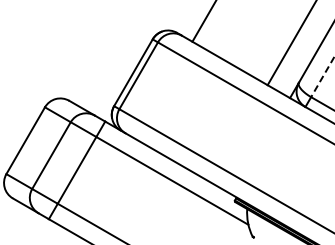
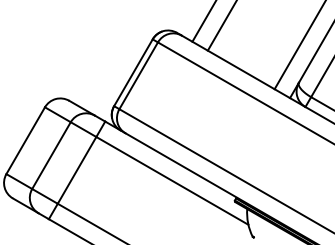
line: none -> present (221, 26)
line position: (291, 43) -> (299, 45) (299, 45)
line: dashed -> solid (322, 77)
